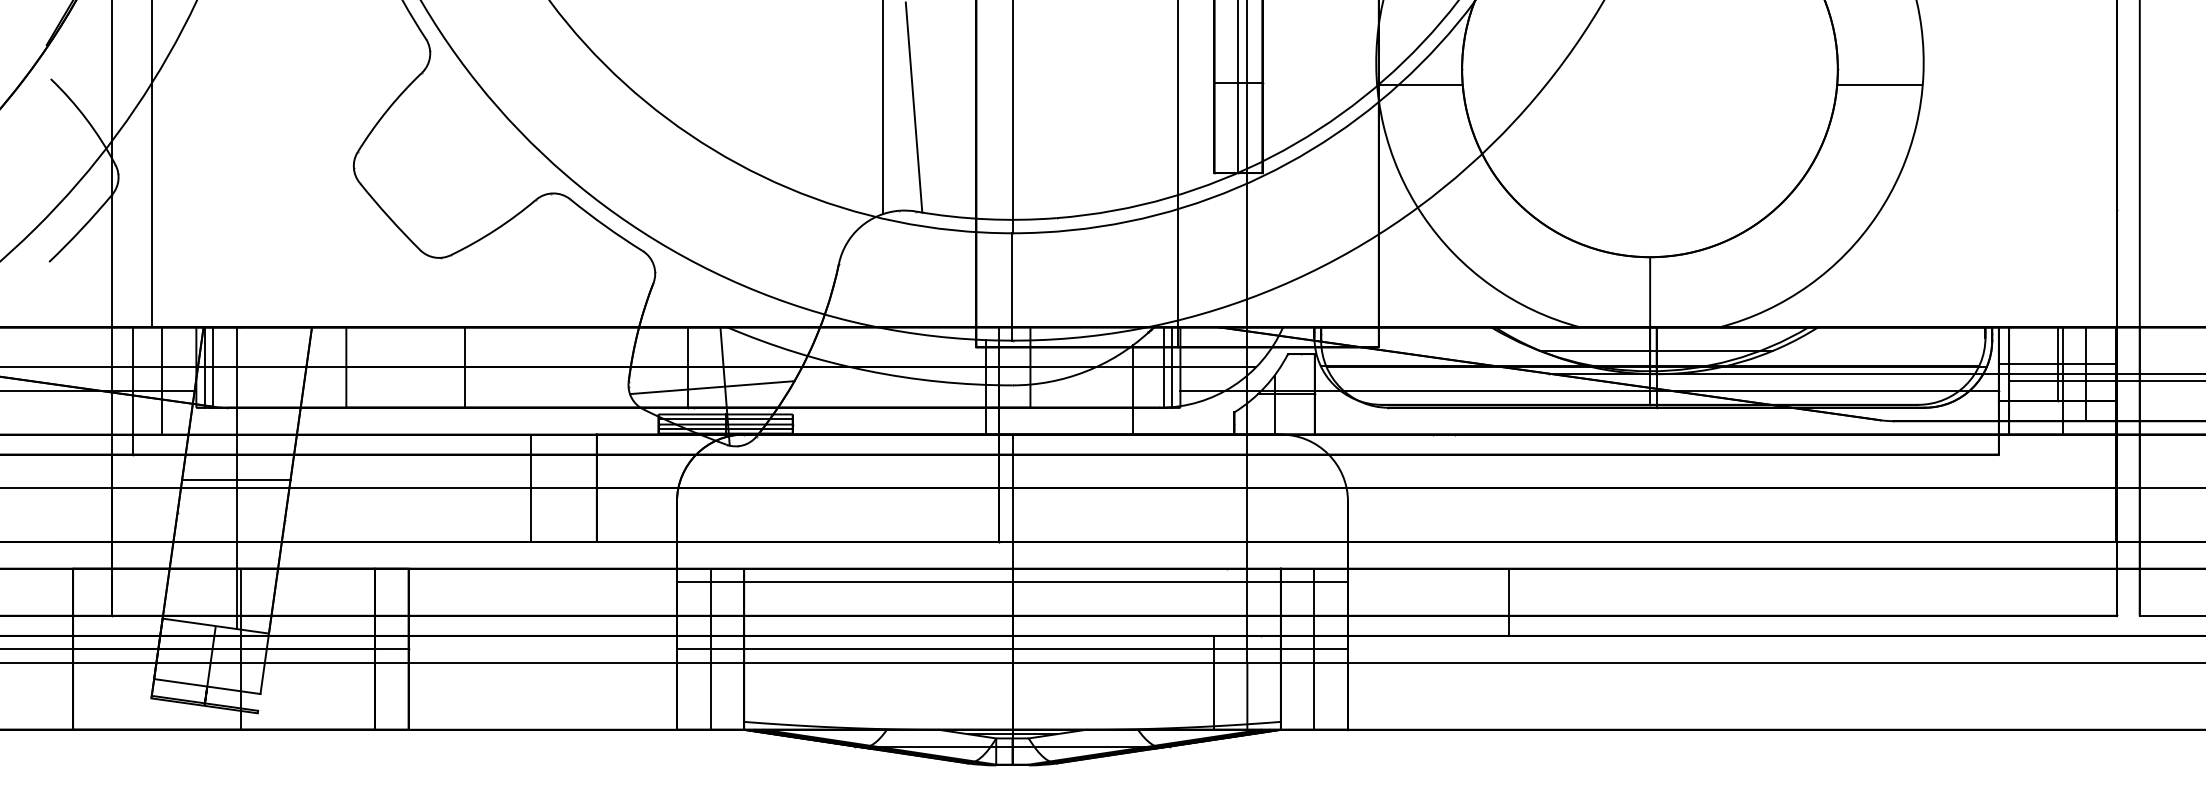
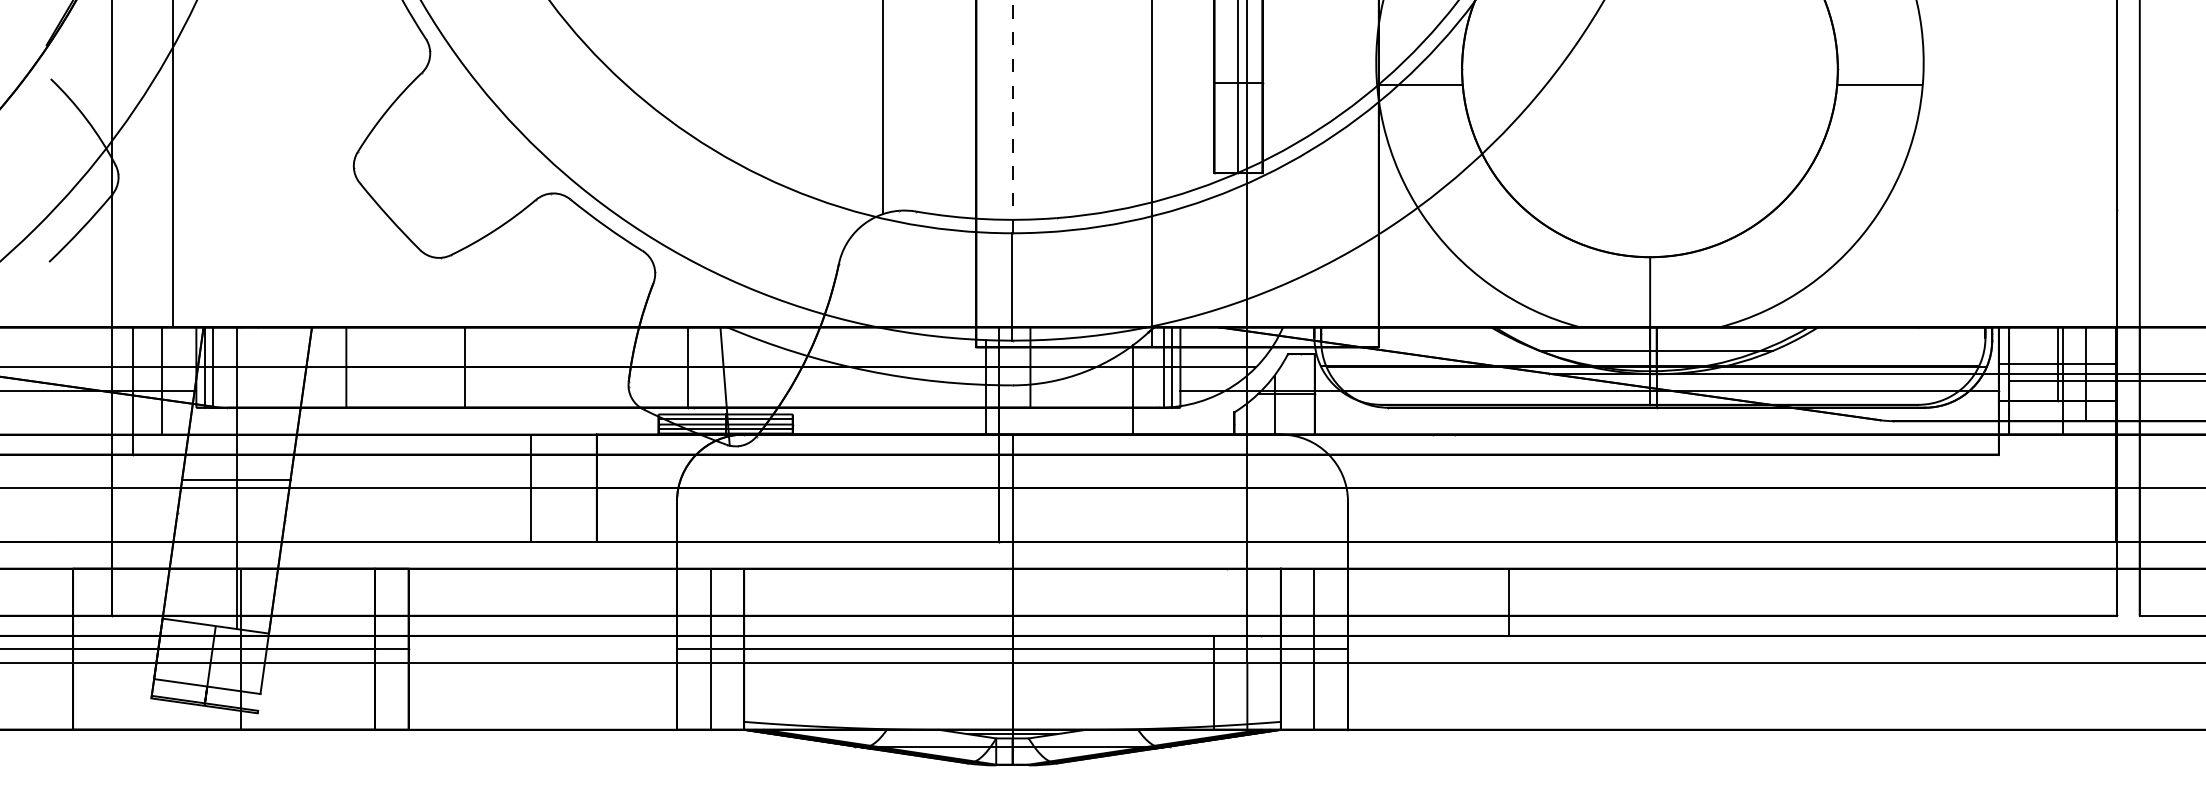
line: present -> none (913, 107)
line: solid -> dashed (1012, 116)
line position: (151, 164) -> (172, 164) (172, 164)
line position: (1177, 174) -> (1151, 174) (1151, 174)
line: present -> none (711, 387)
line: present -> none (1012, 582)
